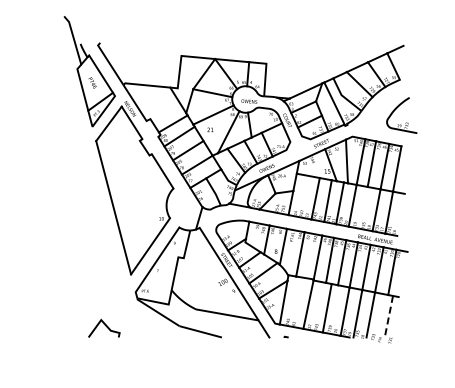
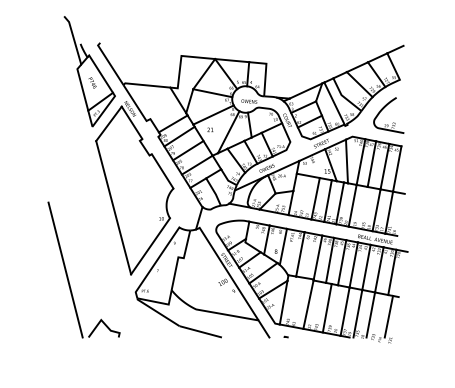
part position: (396, 109) -> (383, 109) (383, 109)
line: none -> present (65, 269)
line: dashed -> solid (388, 317)
